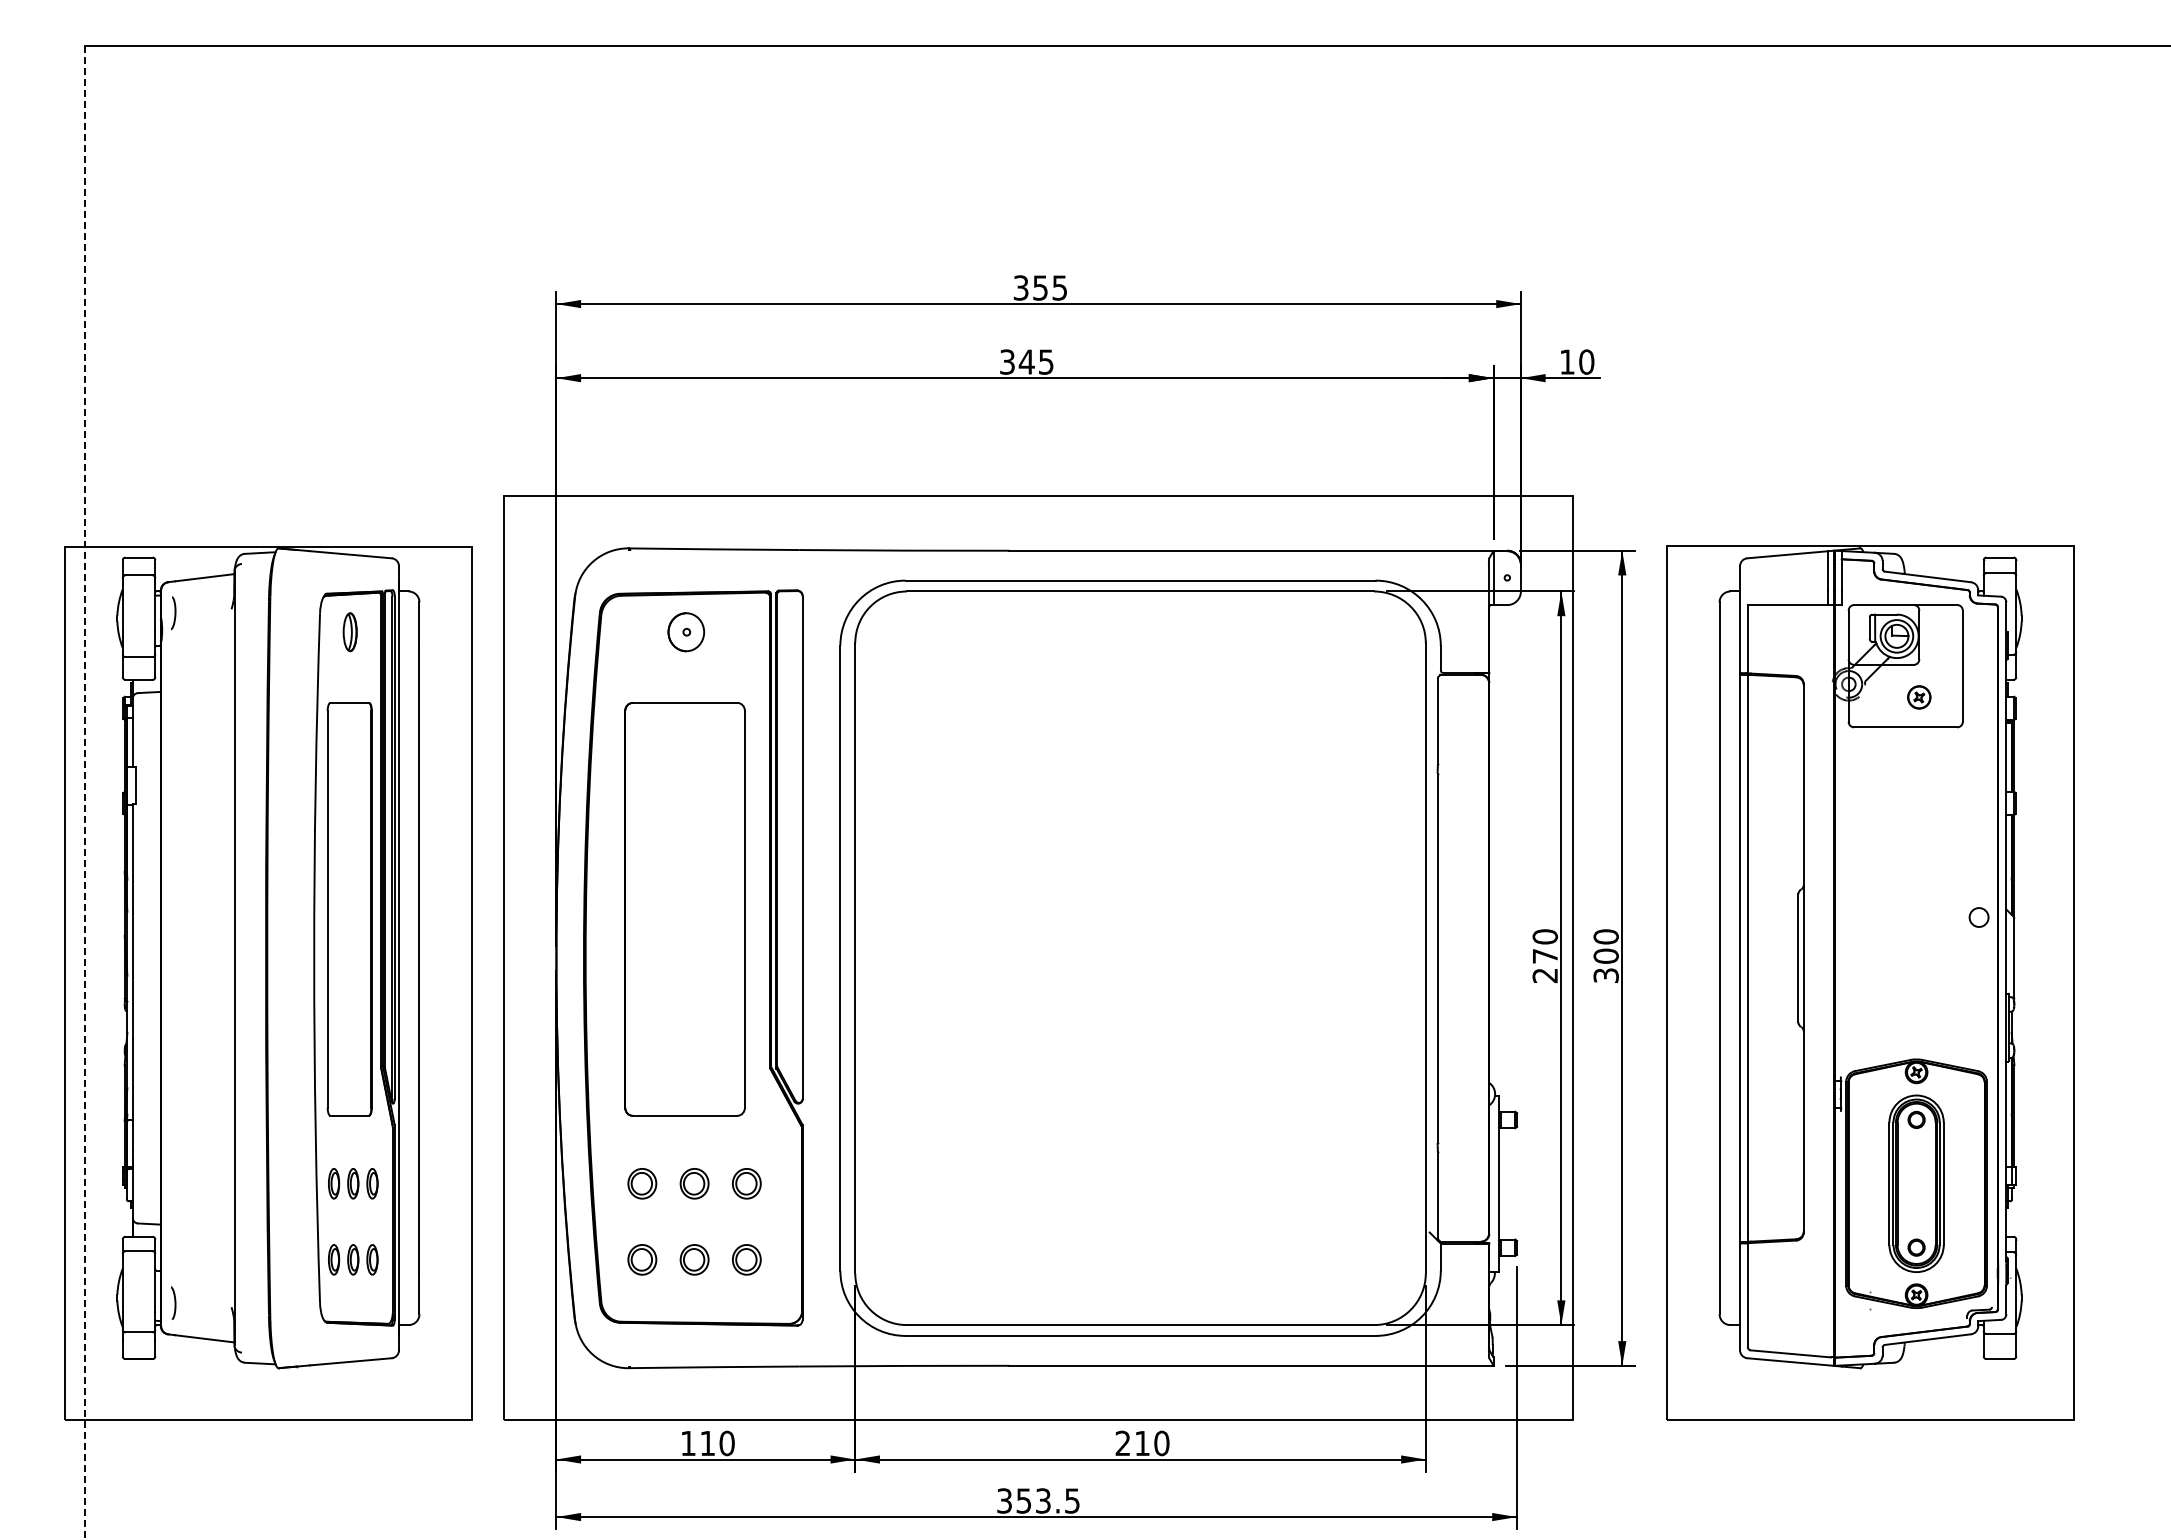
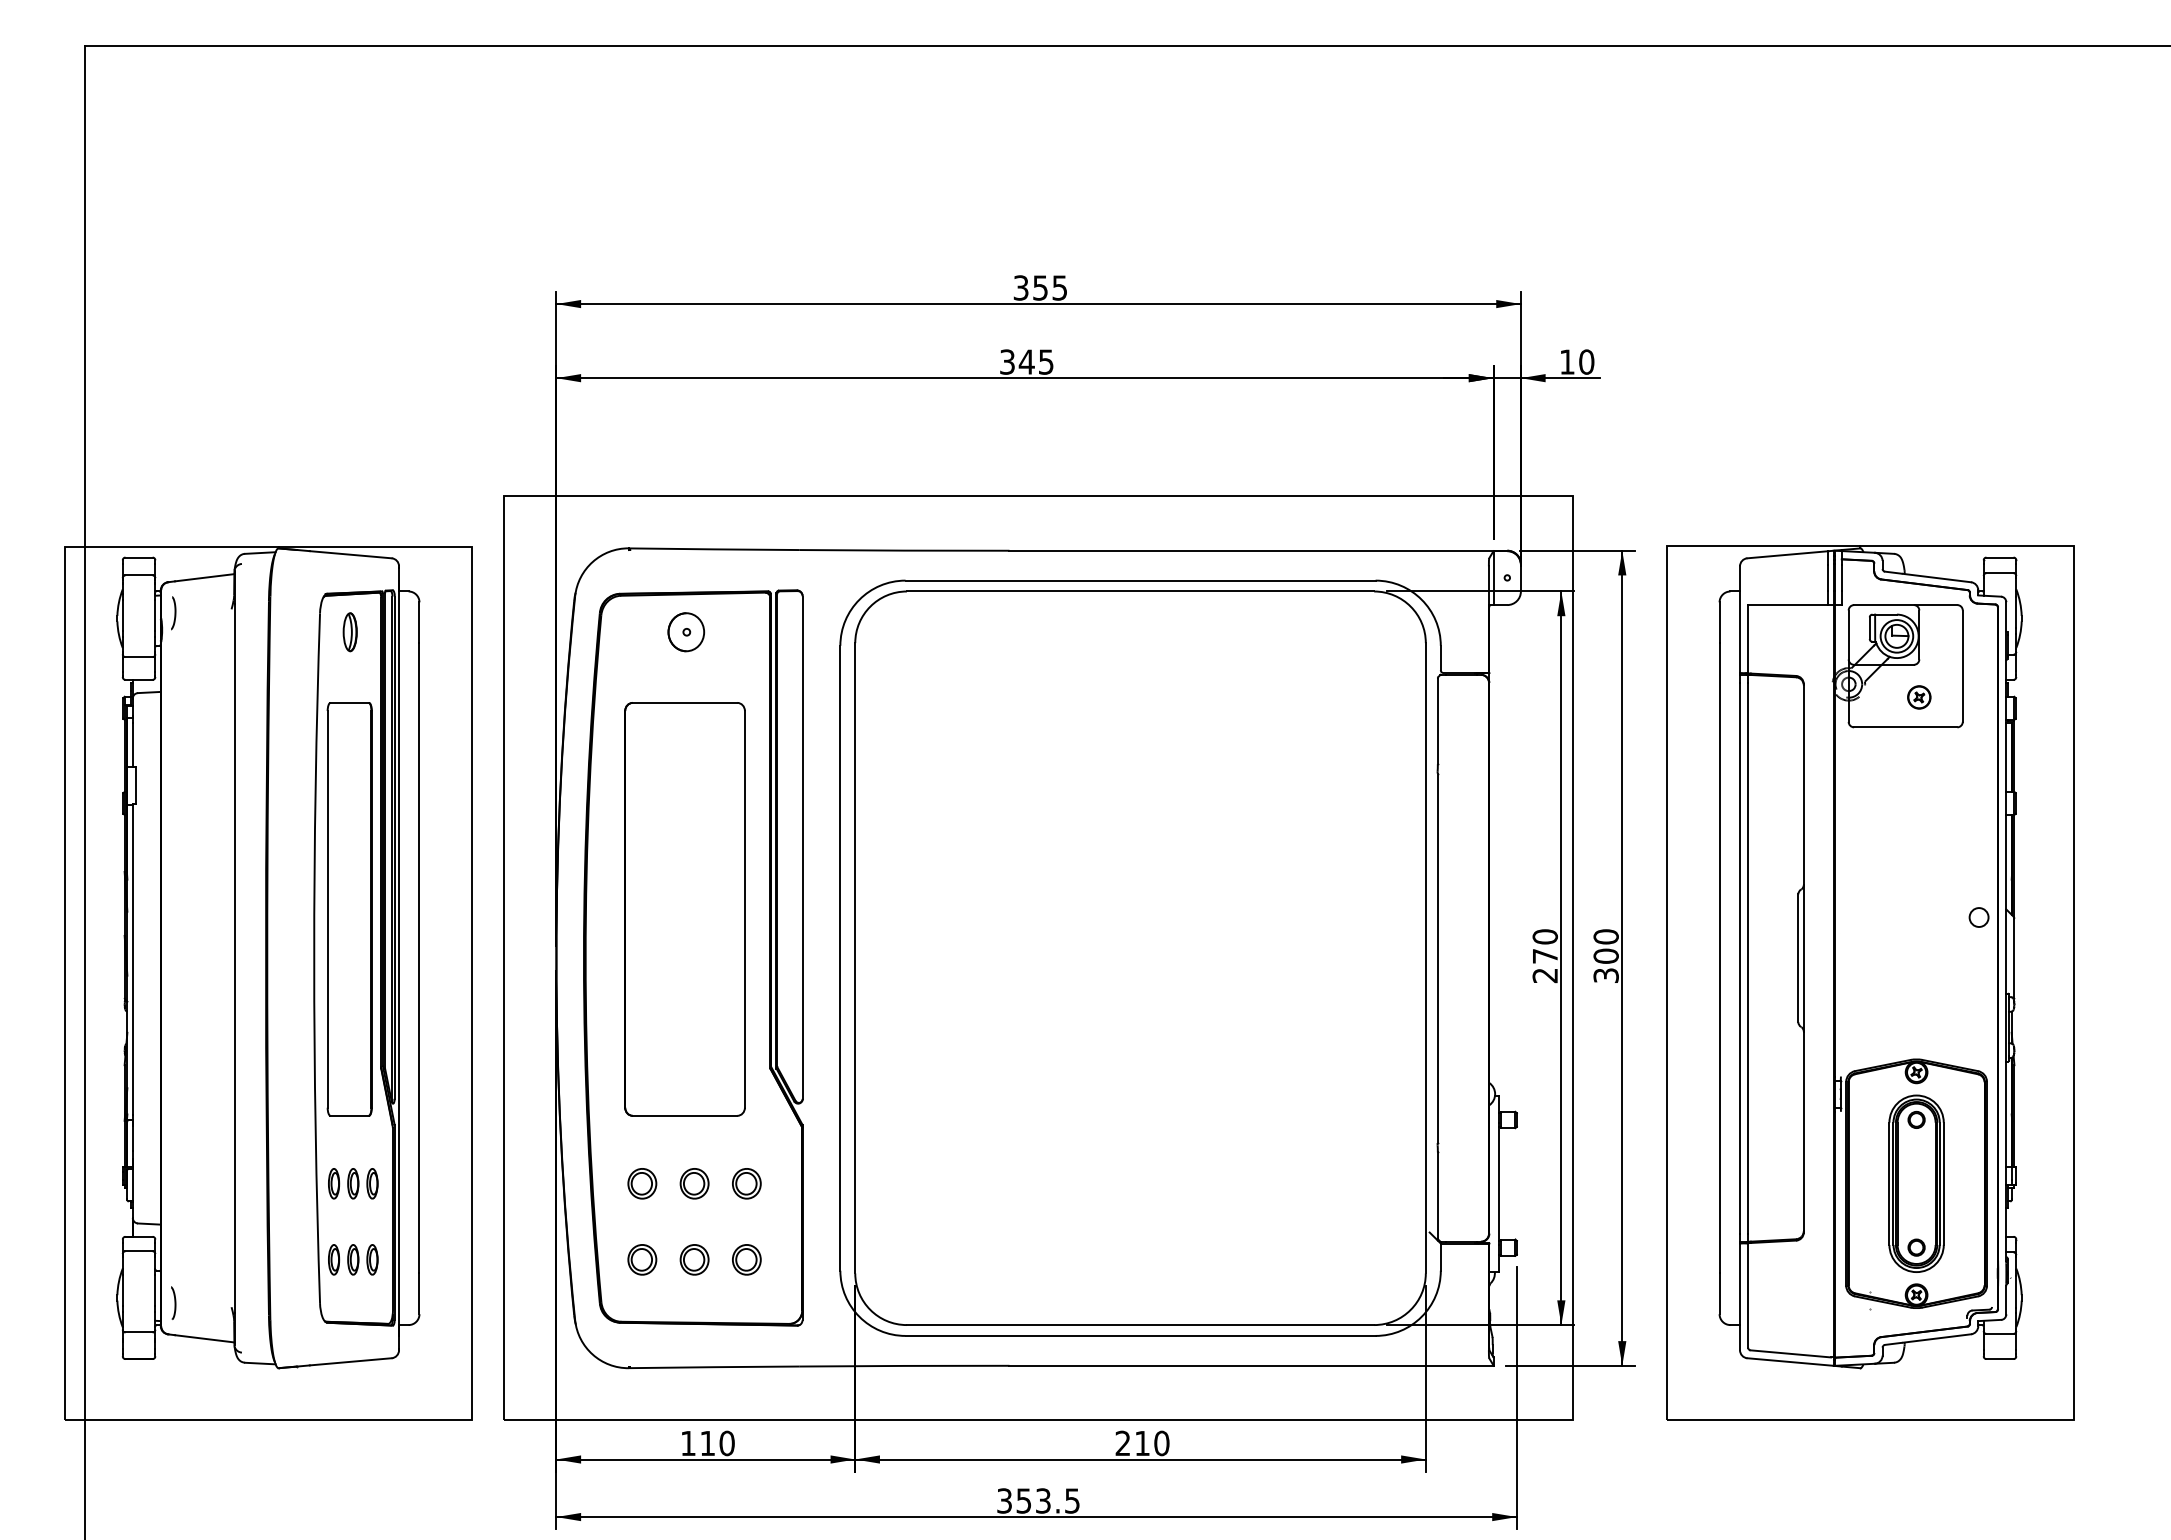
line: dashed -> solid (84, 792)
